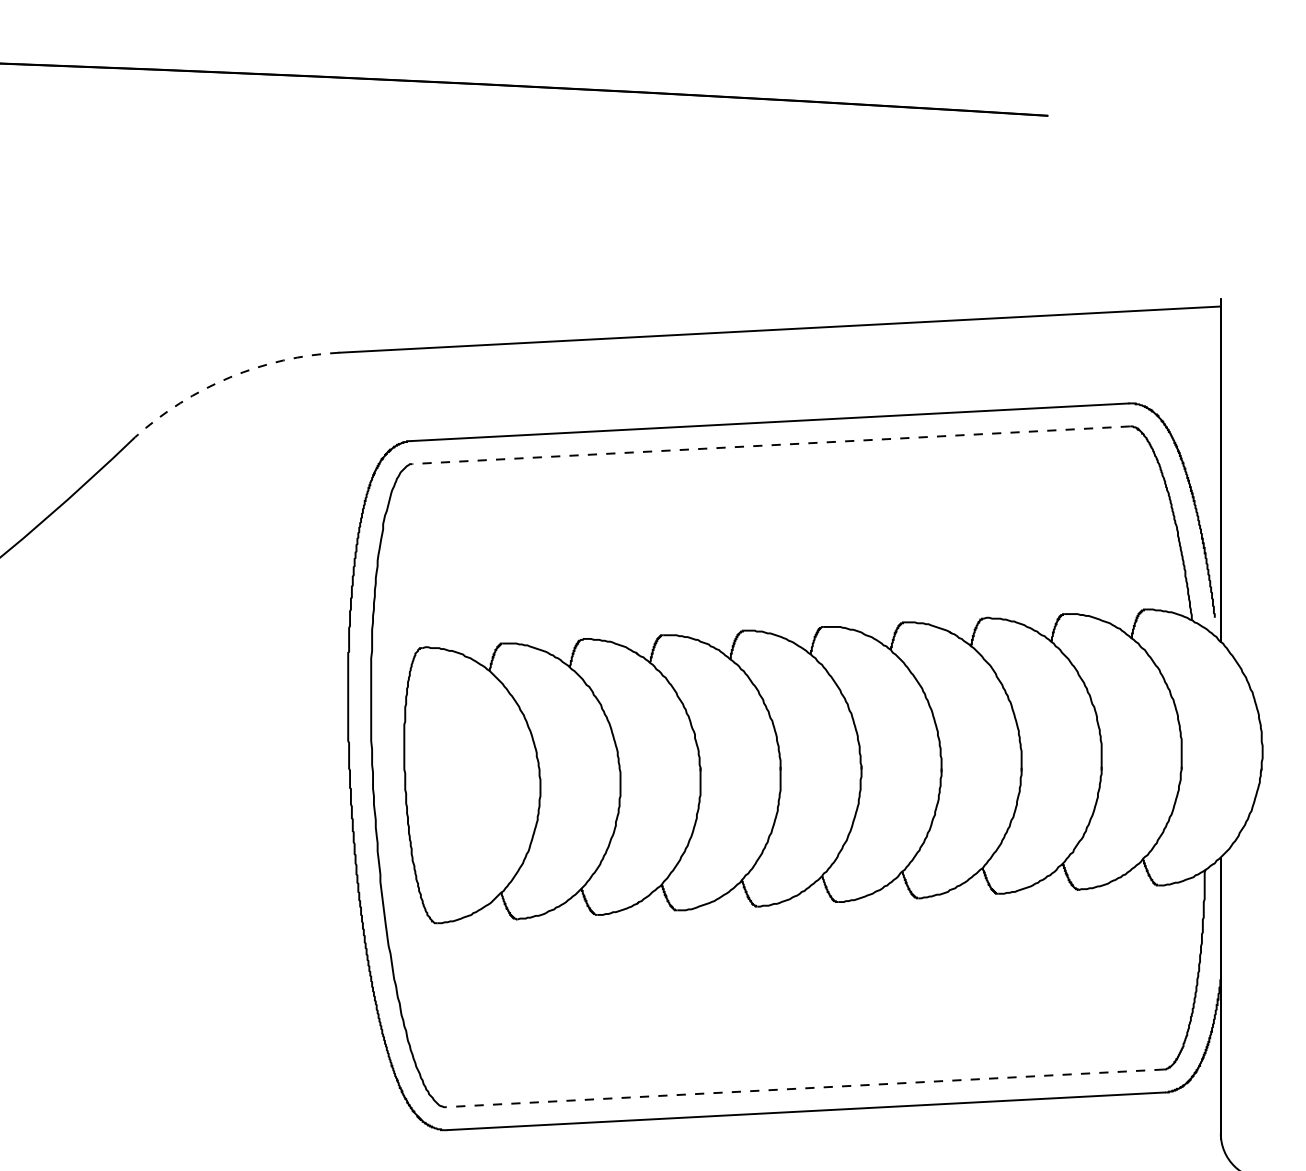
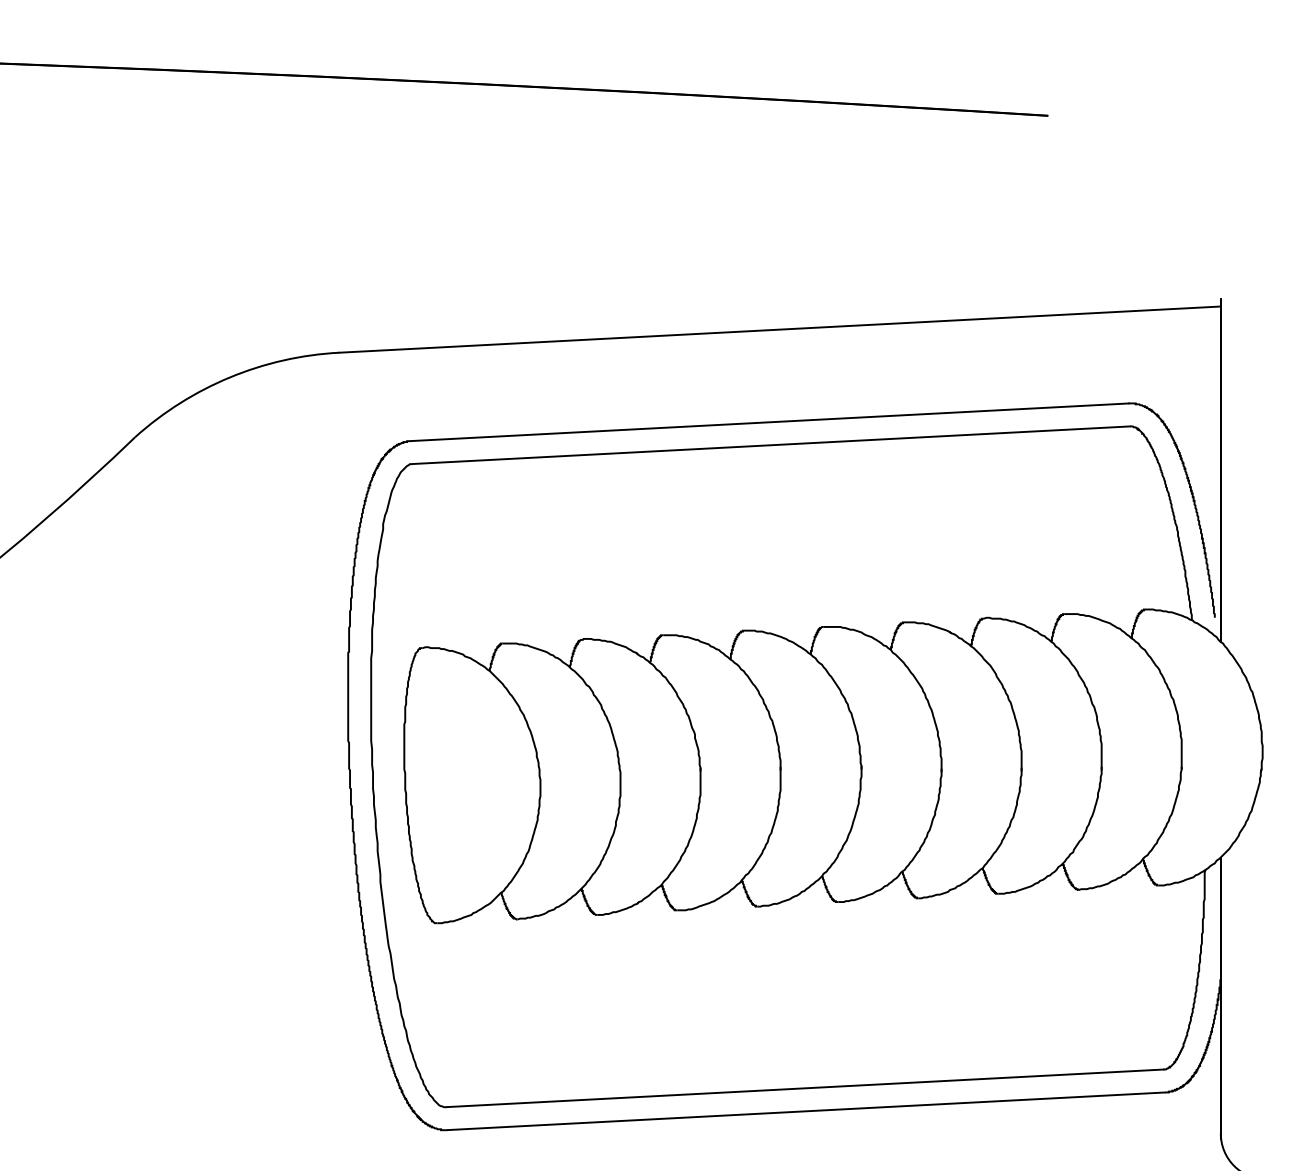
arc: dashed -> solid (230, 377)
line: dashed -> solid (771, 445)
line: dashed -> solid (805, 1088)
